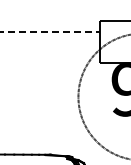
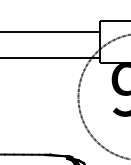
line: dashed -> solid (50, 31)
line: none -> present (50, 57)
